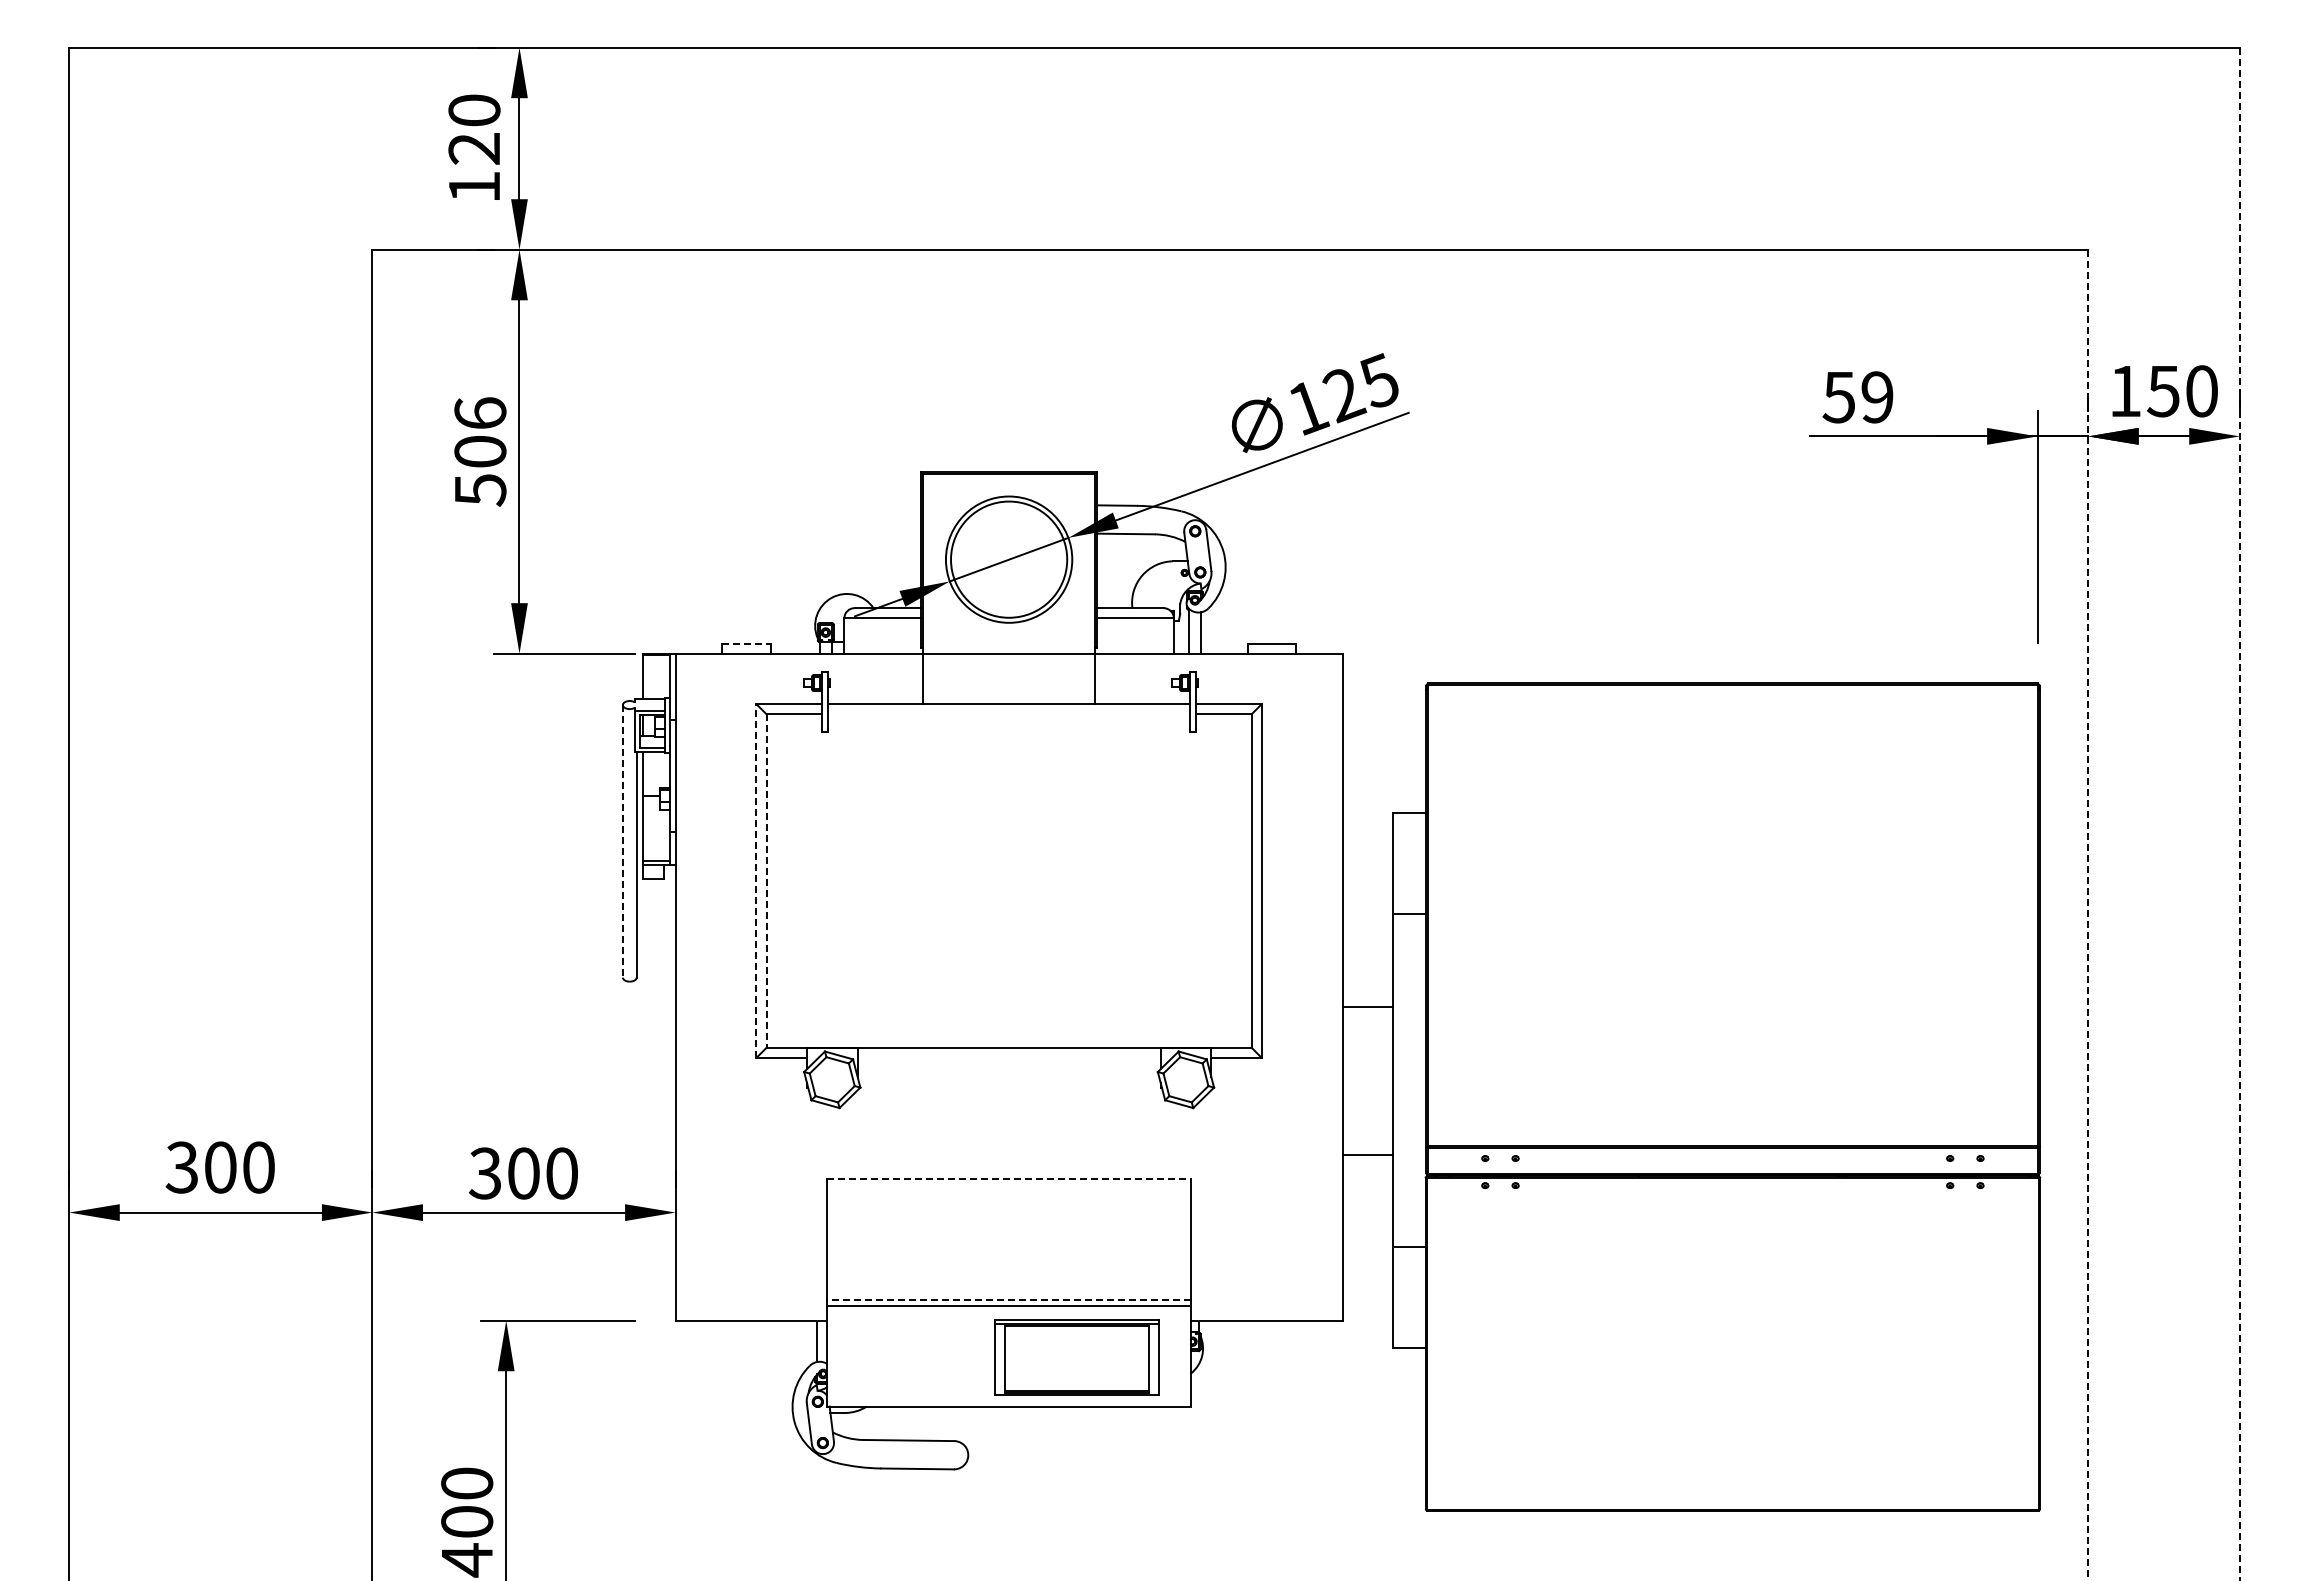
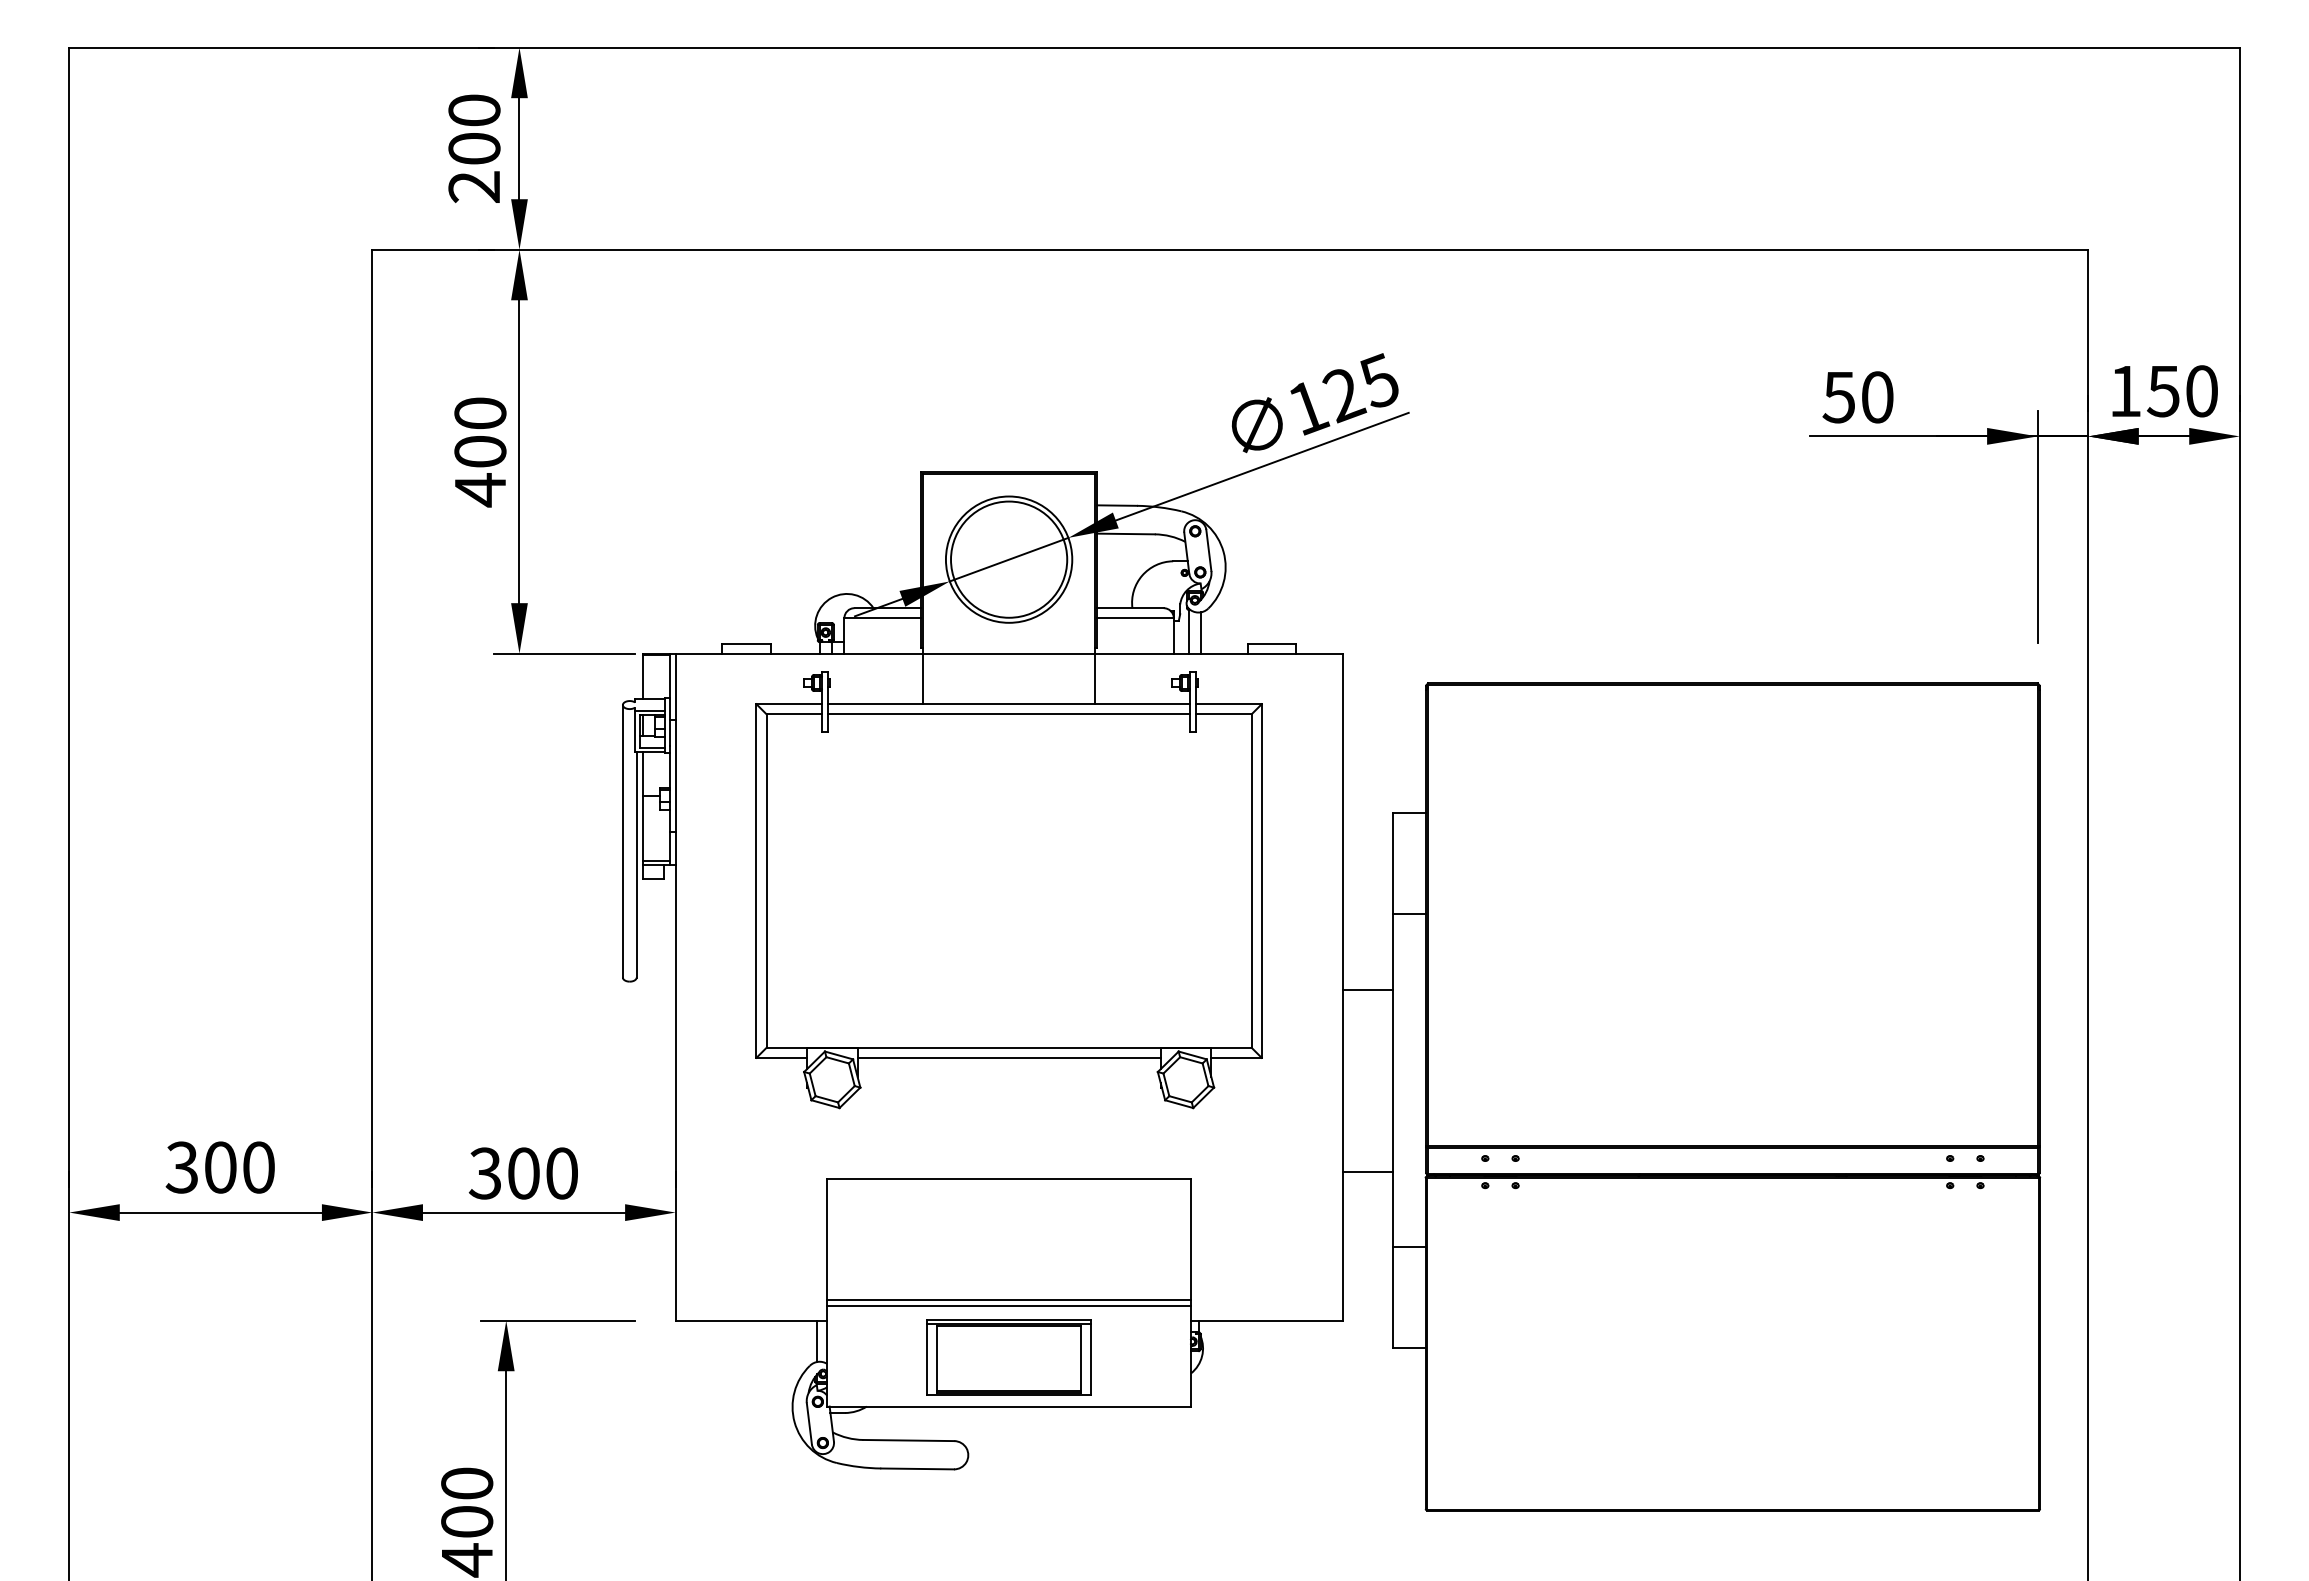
text: 120 -> 200 (474, 168)
text: 59 -> 50 (1877, 397)
text: 506 -> 400 (480, 452)
line: dashed -> solid (746, 643)
line: none -> present (1009, 714)
line: dashed -> solid (2239, 814)
line: dashed -> solid (622, 841)
line: dashed -> solid (756, 881)
line: dashed -> solid (766, 881)
line: dashed -> solid (2088, 915)
line position: (1367, 1006) -> (1367, 989) (1367, 989)
line: none -> present (1008, 1057)
line position: (1367, 1154) -> (1367, 1171) (1367, 1171)
line: dashed -> solid (1009, 1179)
line: dashed -> solid (1009, 1300)
part position: (1076, 1357) -> (1008, 1357) (1008, 1357)
